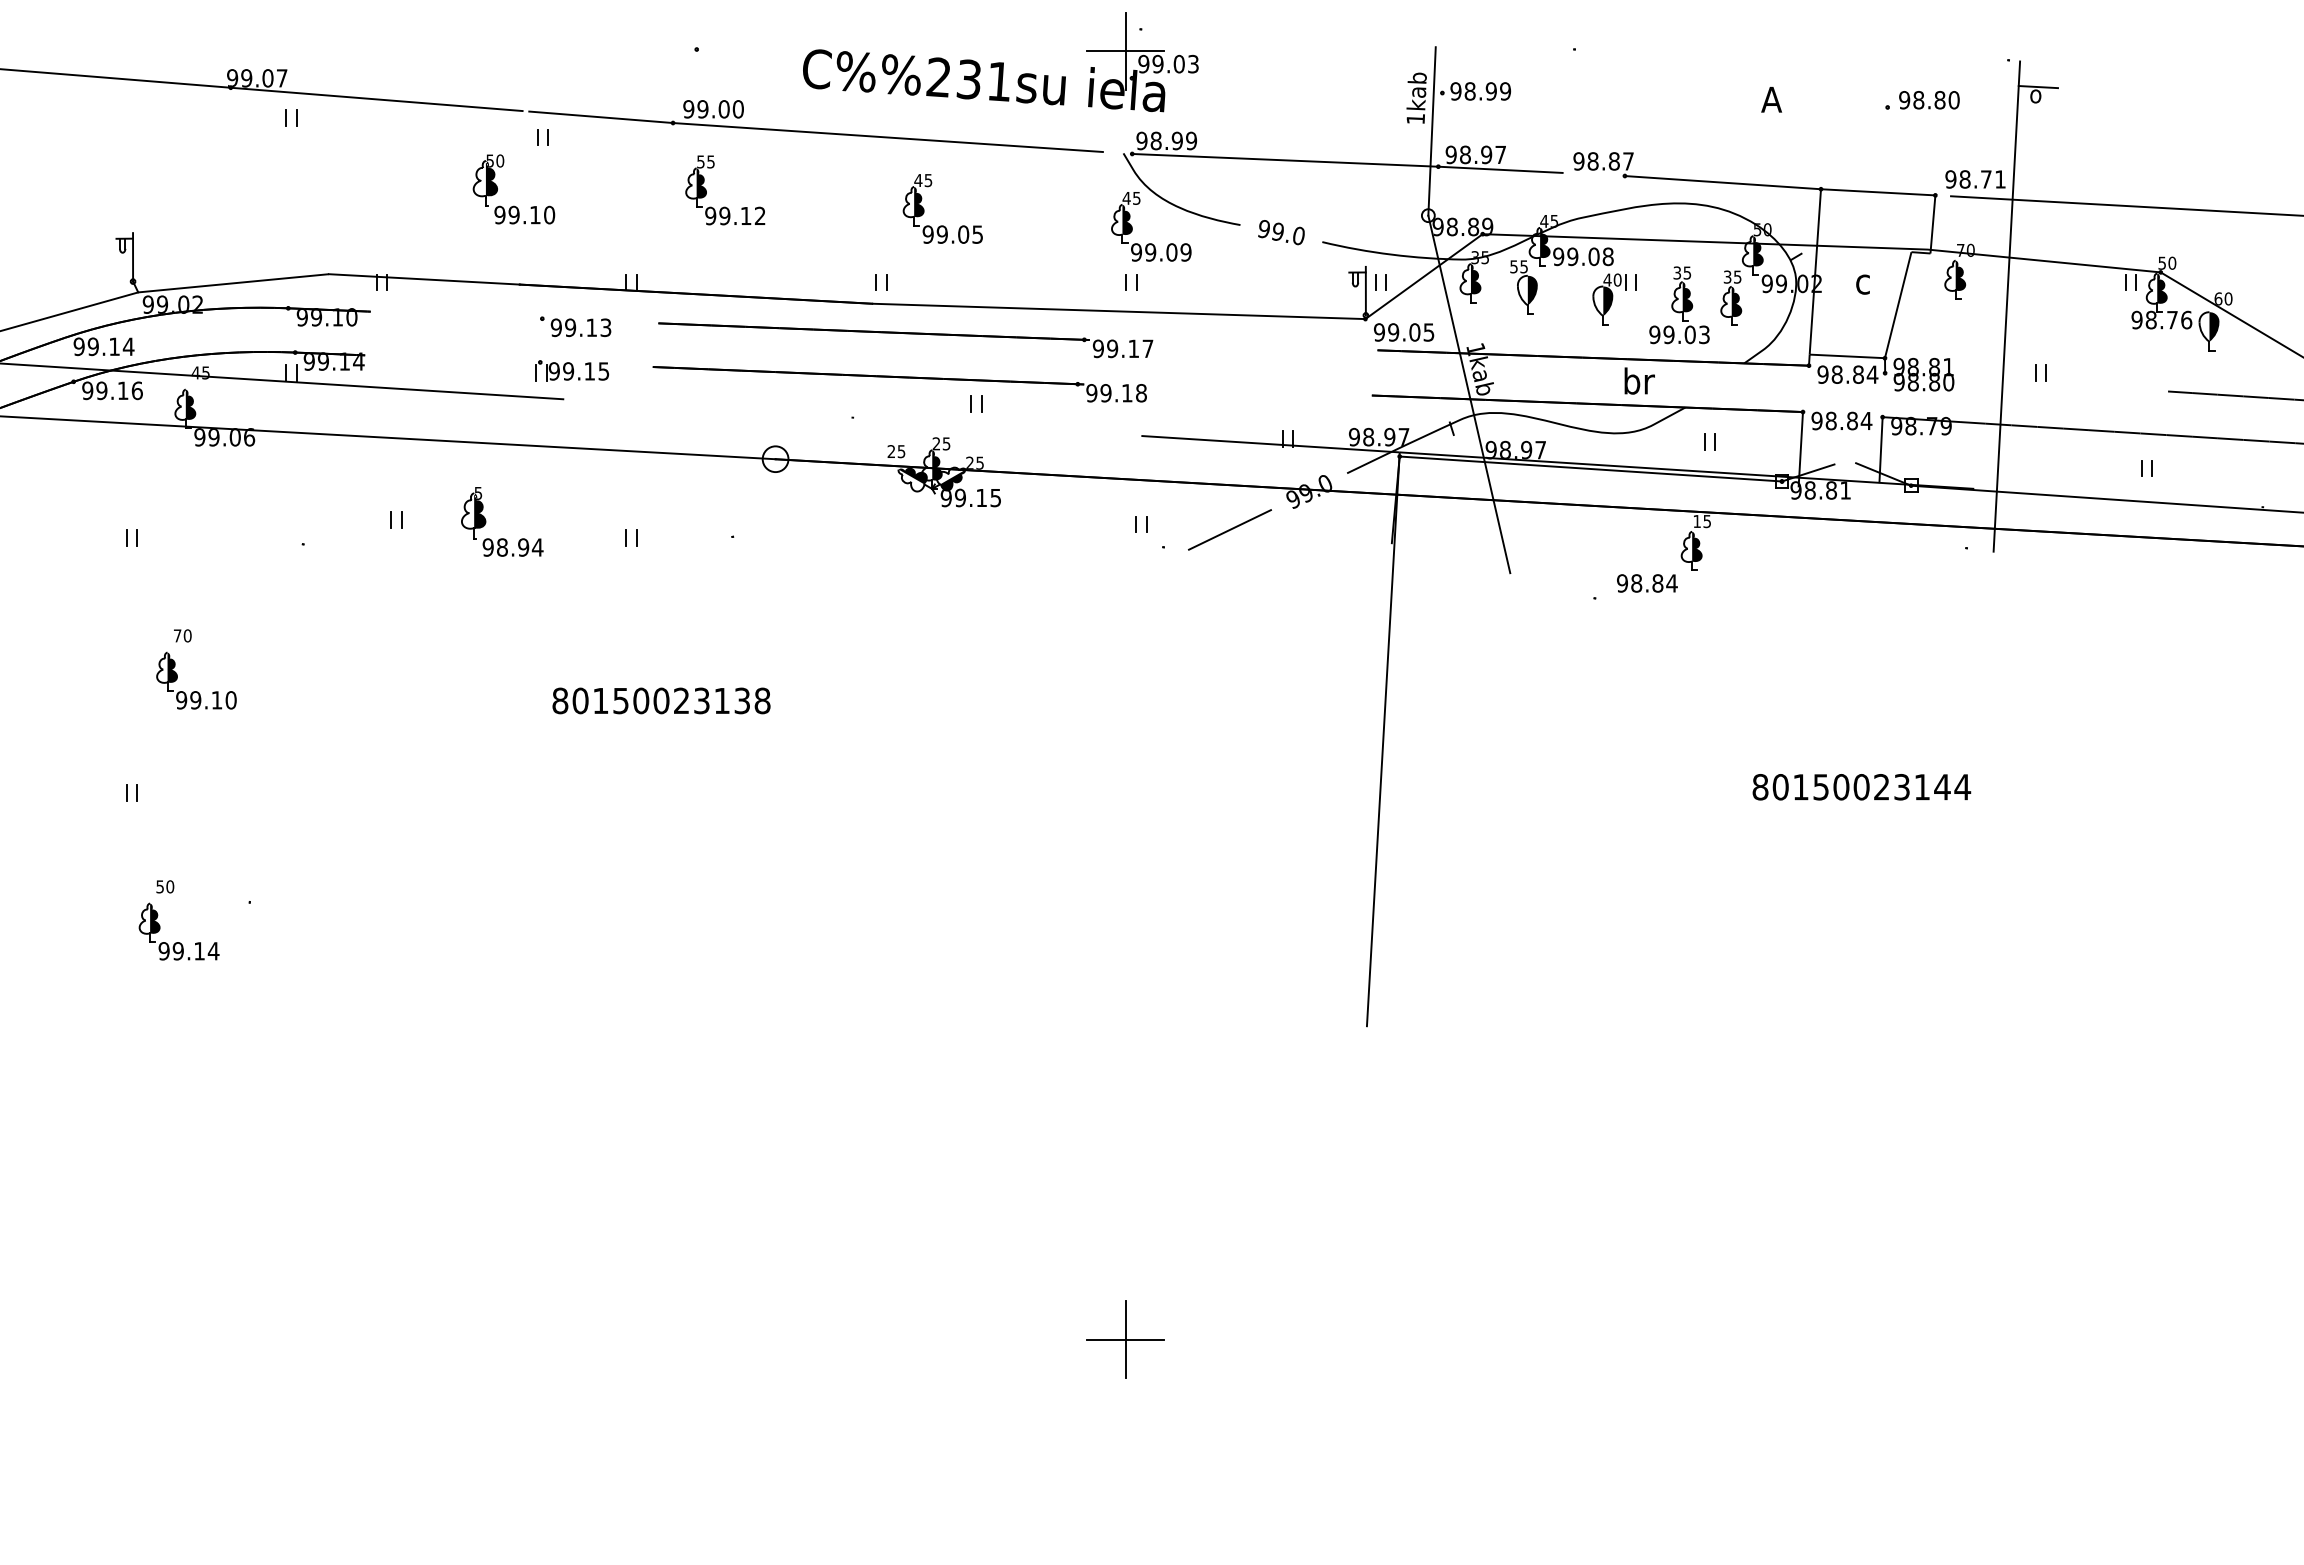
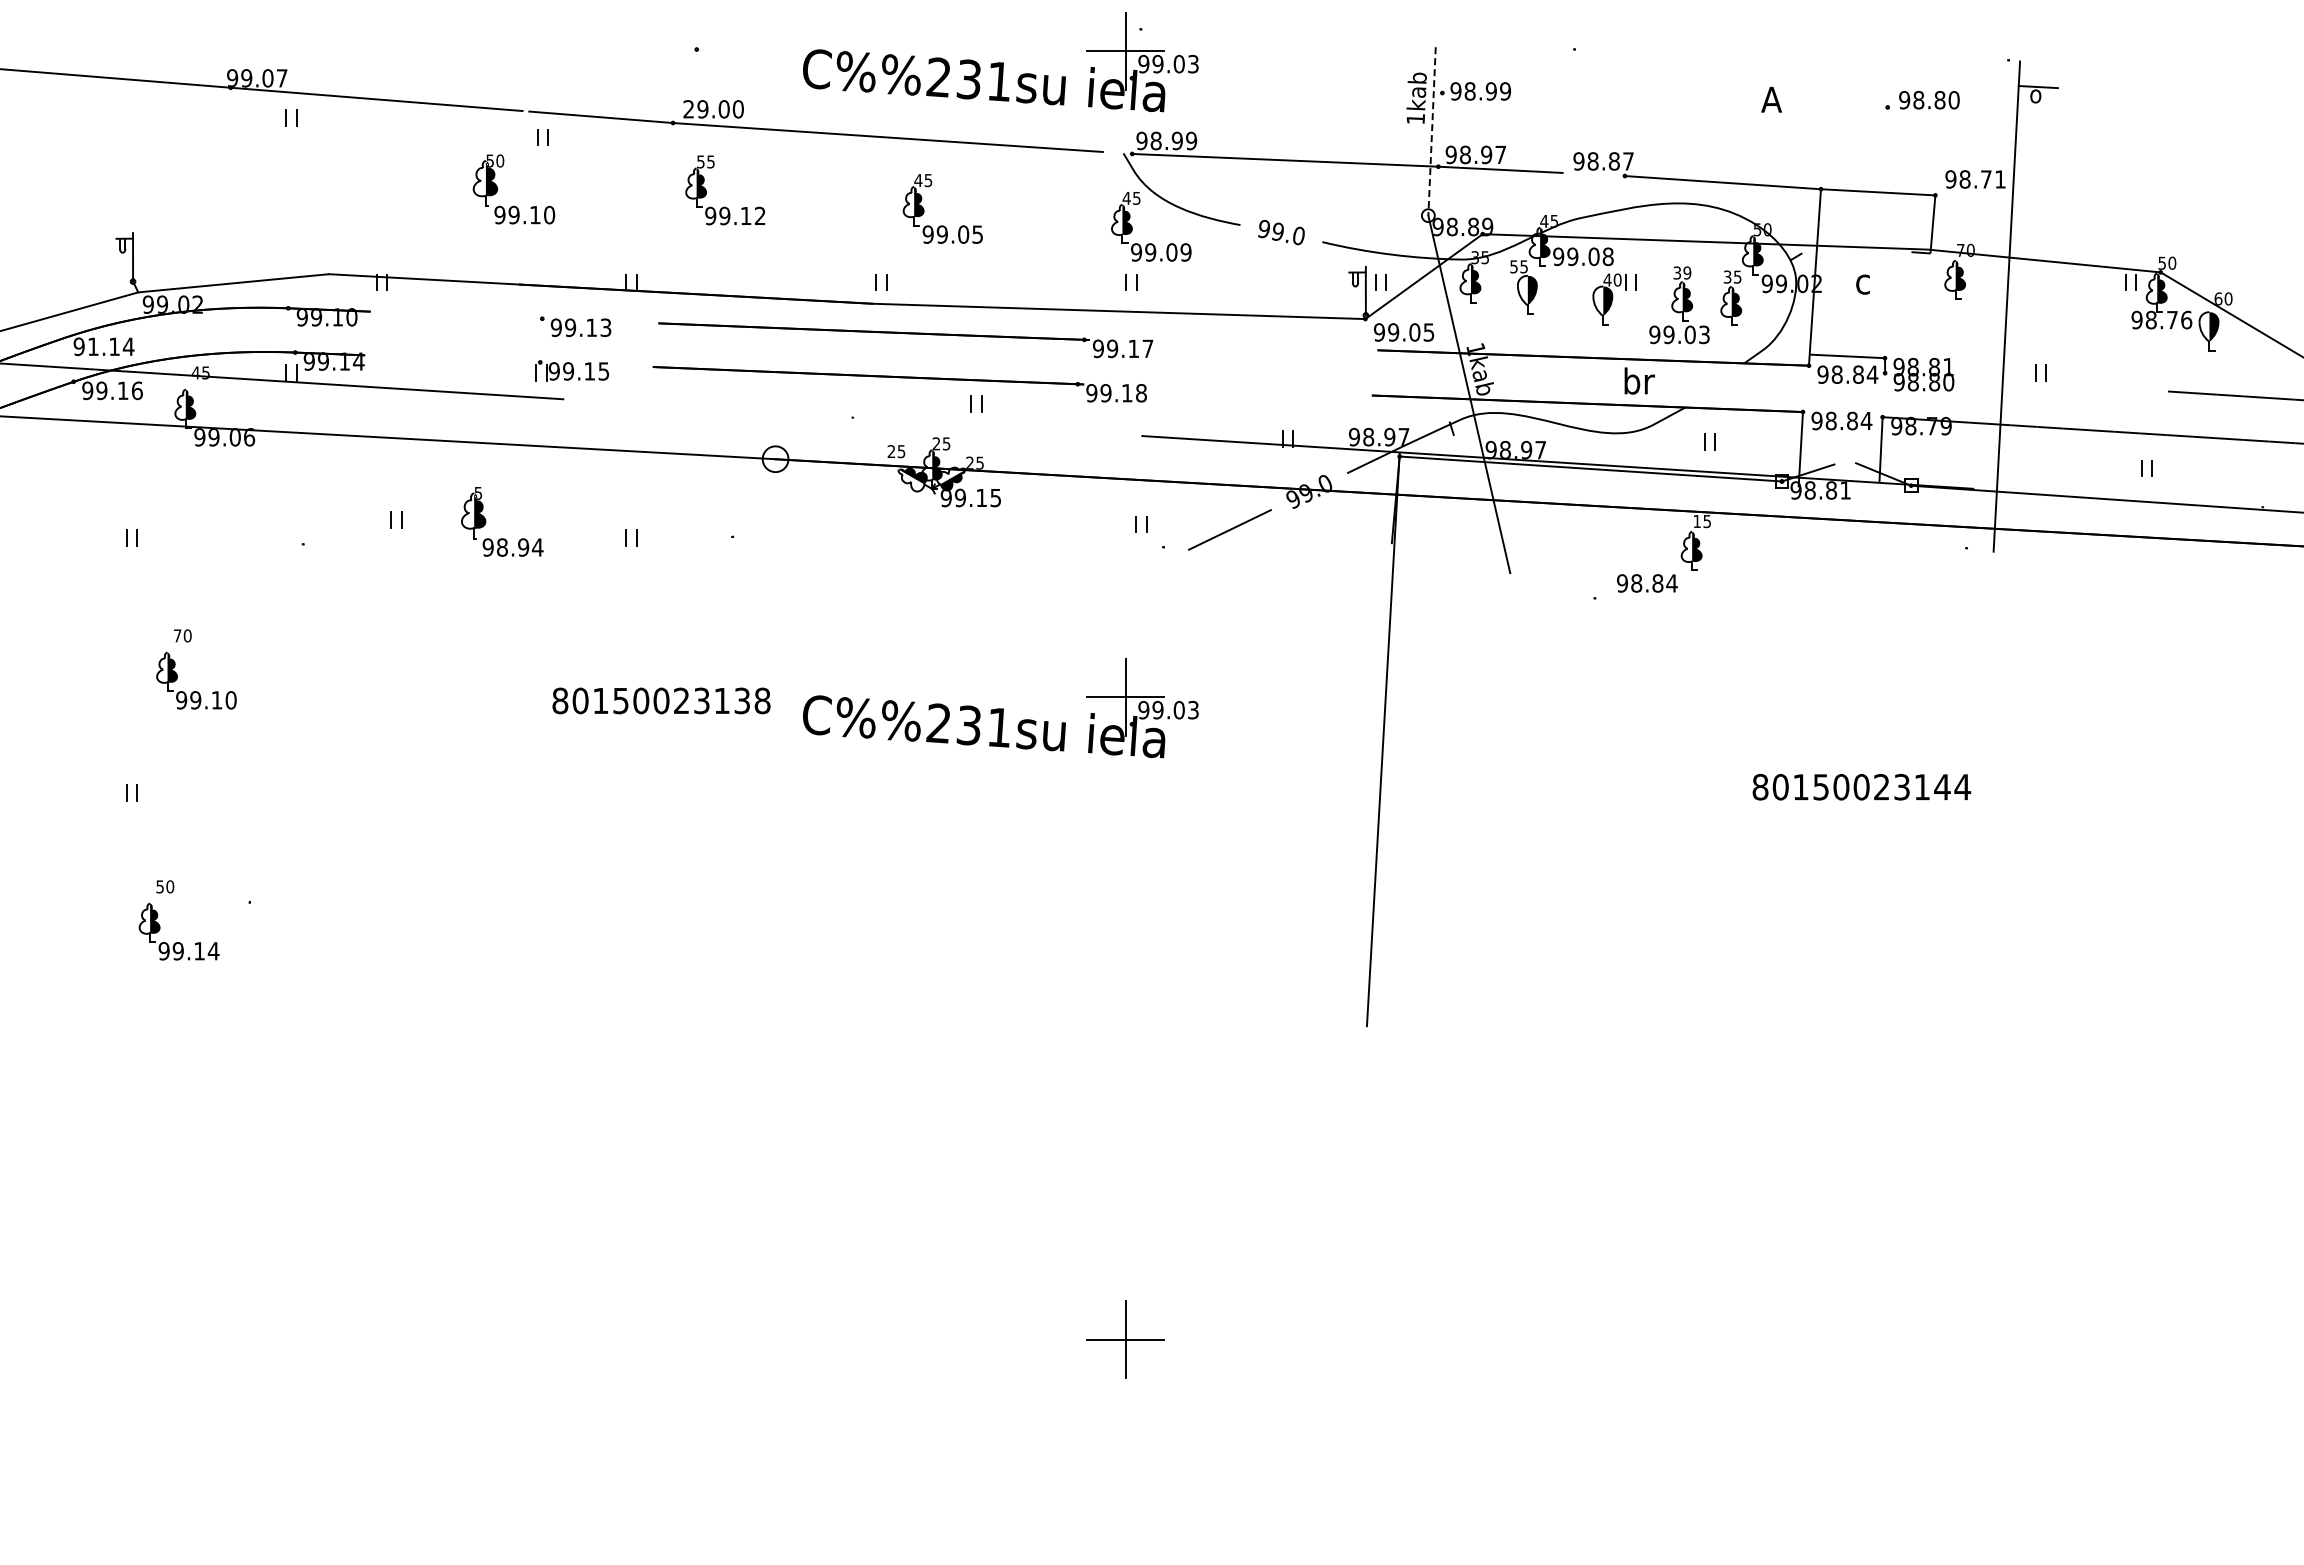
text: 99.00 -> 29.00 (688, 109)
line: solid -> dashed (1432, 131)
line: present -> none (2117, 205)
text: 35 -> 39 (1687, 272)
line: present -> none (1897, 306)
text: 99.14 -> 91.14 (92, 346)
part: none -> present (1000, 708)
